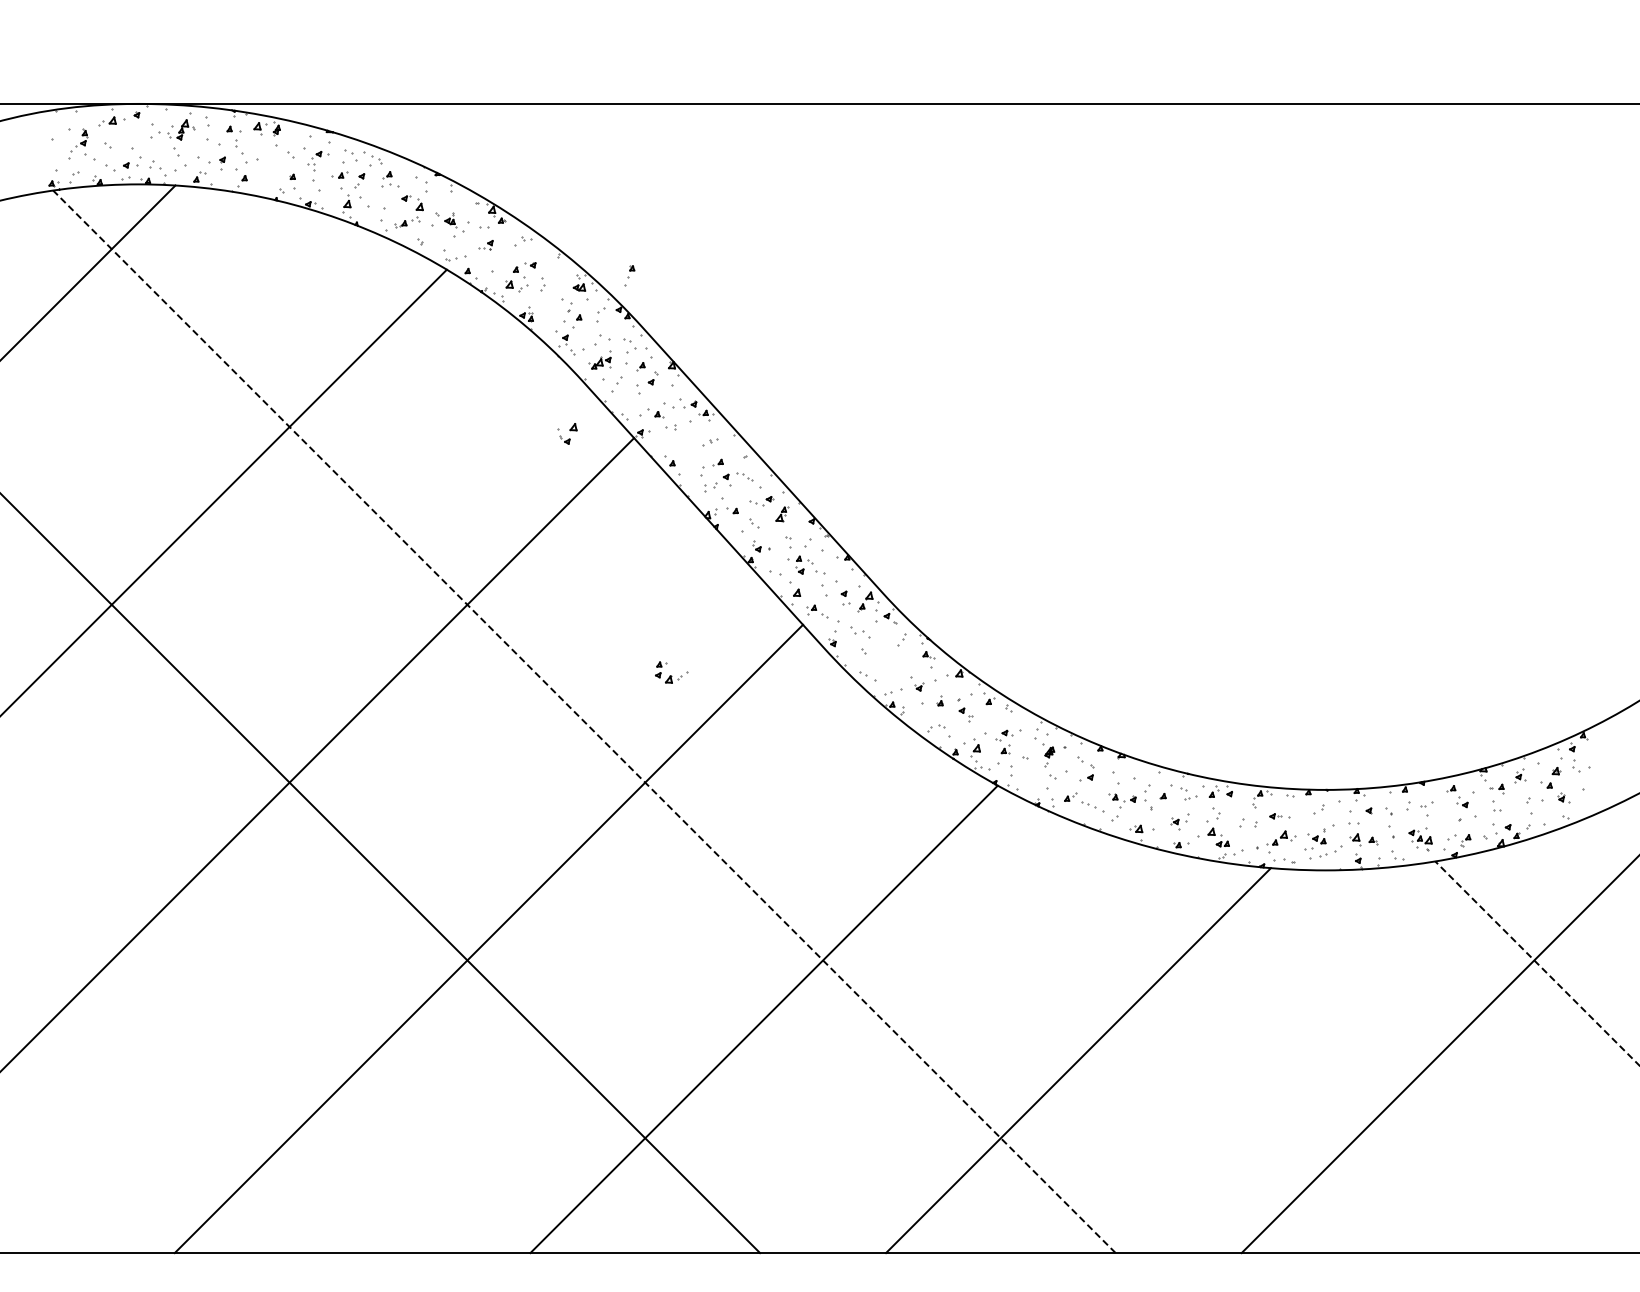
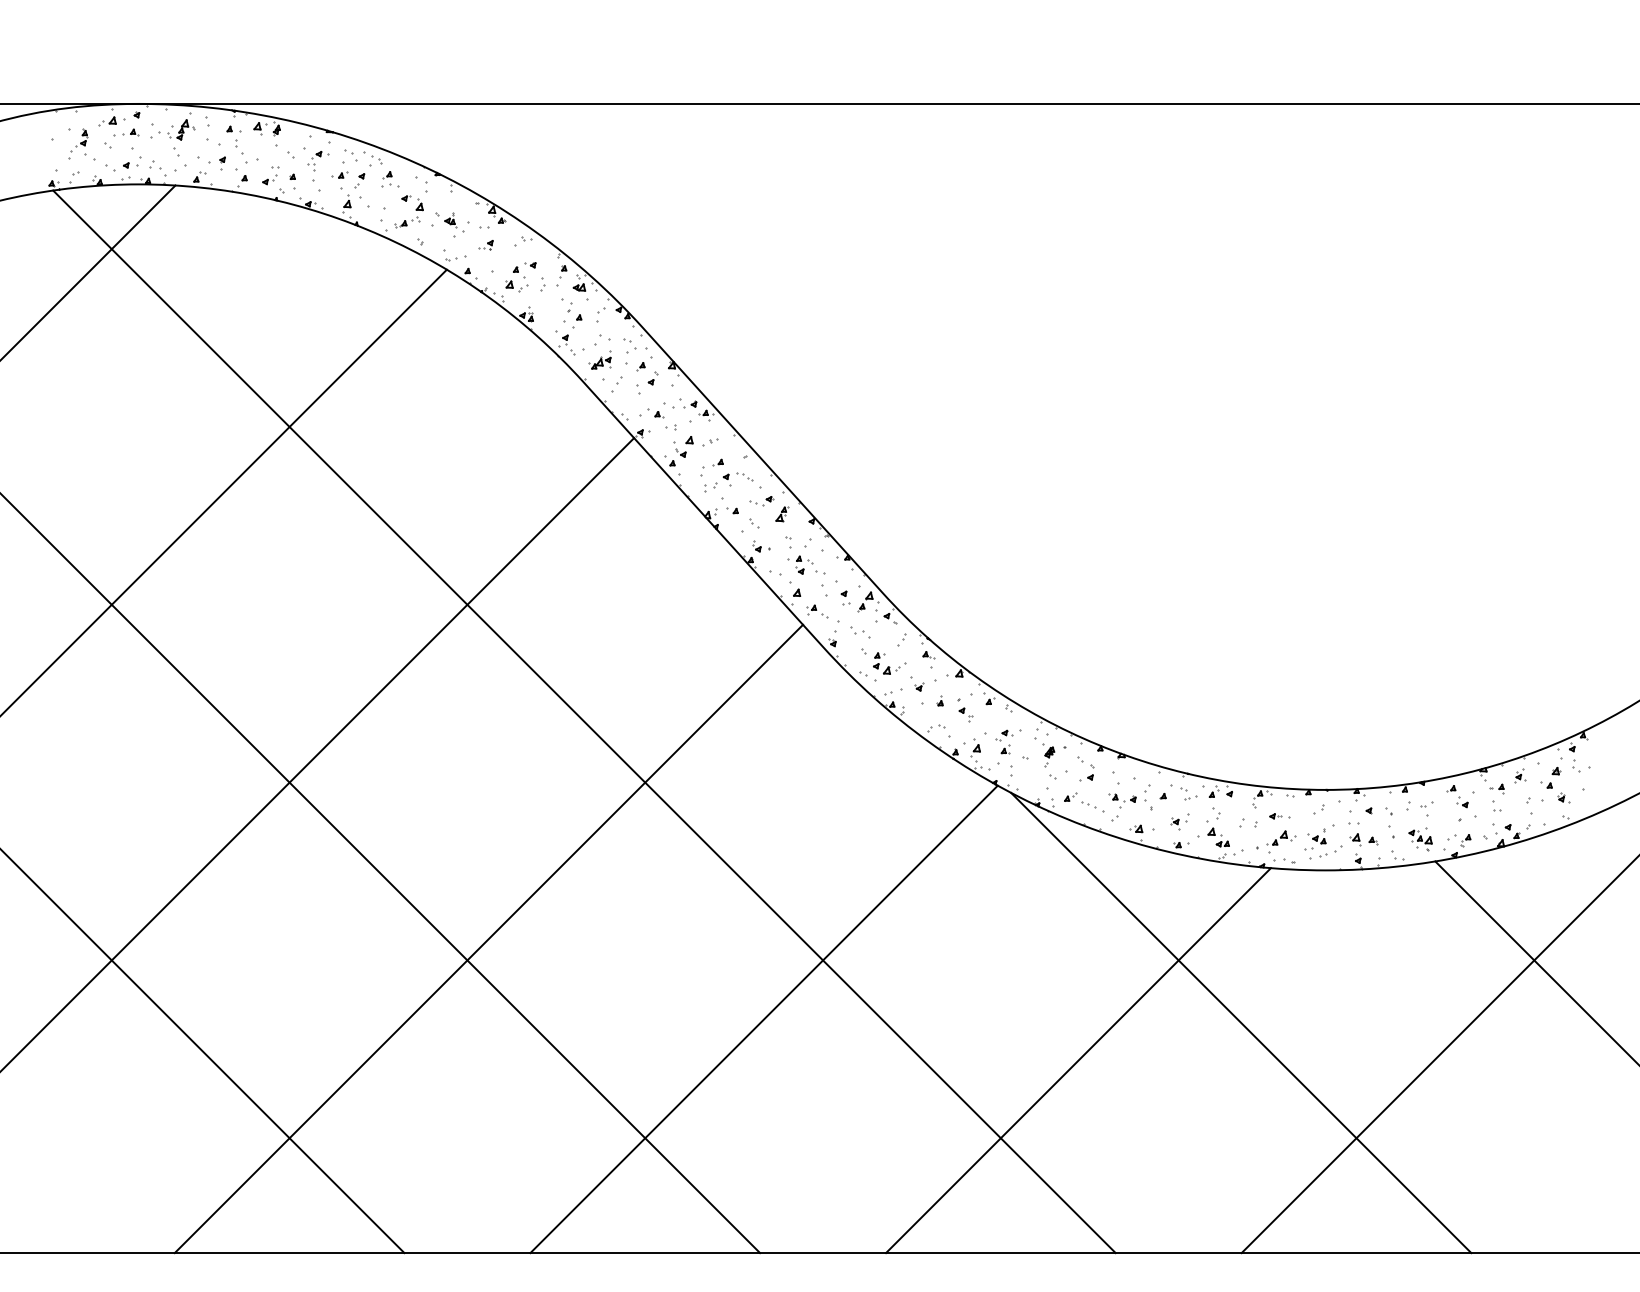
part: none -> present (126, 132)
part: none -> present (270, 175)
part position: (629, 275) -> (561, 275) (561, 275)
part position: (567, 433) -> (683, 446) (683, 446)
part position: (671, 672) -> (889, 663) (889, 663)
line: dashed -> solid (584, 721)
line: dashed -> solid (1537, 963)
line: none -> present (1241, 1022)
line: none -> present (203, 1052)
